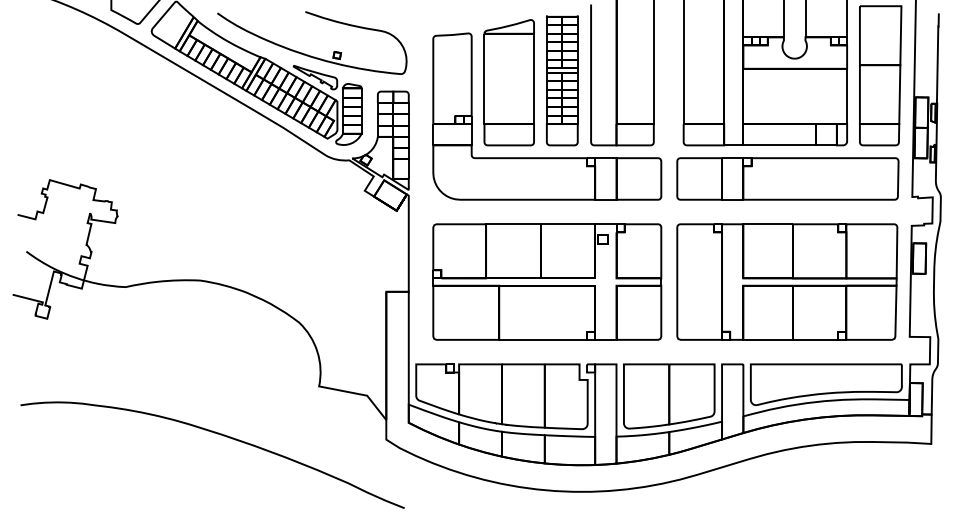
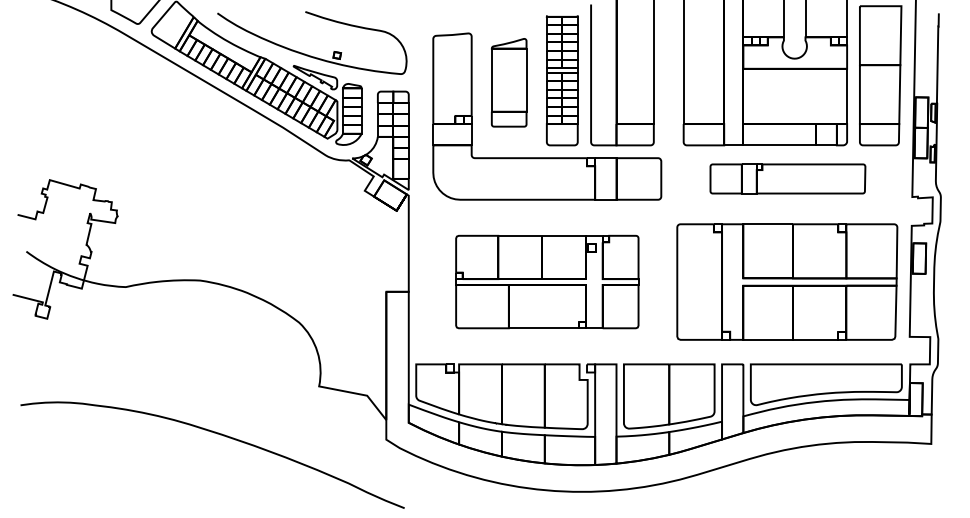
part size: 52x128 px -> 37x90 px (509, 82)
part size: 224x44 px -> 158x32 px (787, 178)
part size: 231x118 px -> 185x96 px (547, 281)
